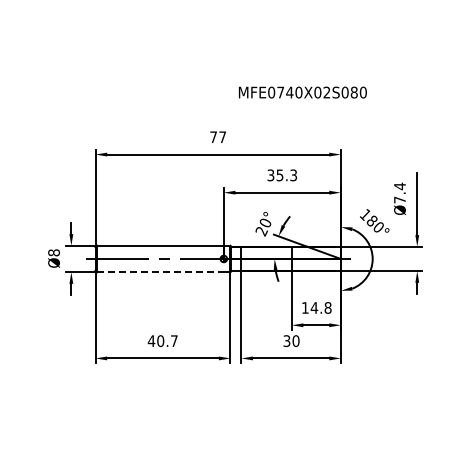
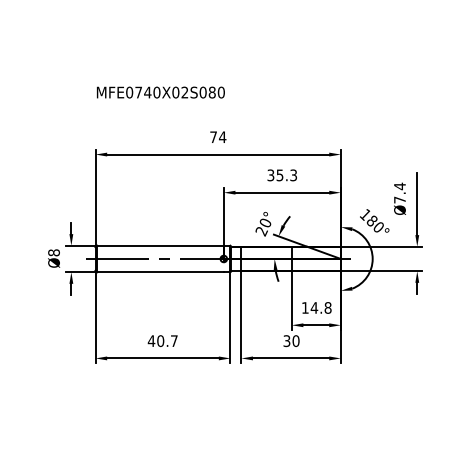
text position: (302, 92) -> (160, 92) (160, 92)
text: 77 -> 74 (222, 136)
line: dashed -> solid (161, 272)
